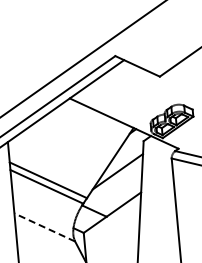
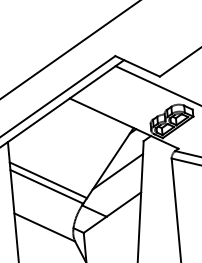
line position: (82, 59) -> (70, 49) (70, 49)
line: none -> present (156, 85)
line: dashed -> solid (44, 227)
